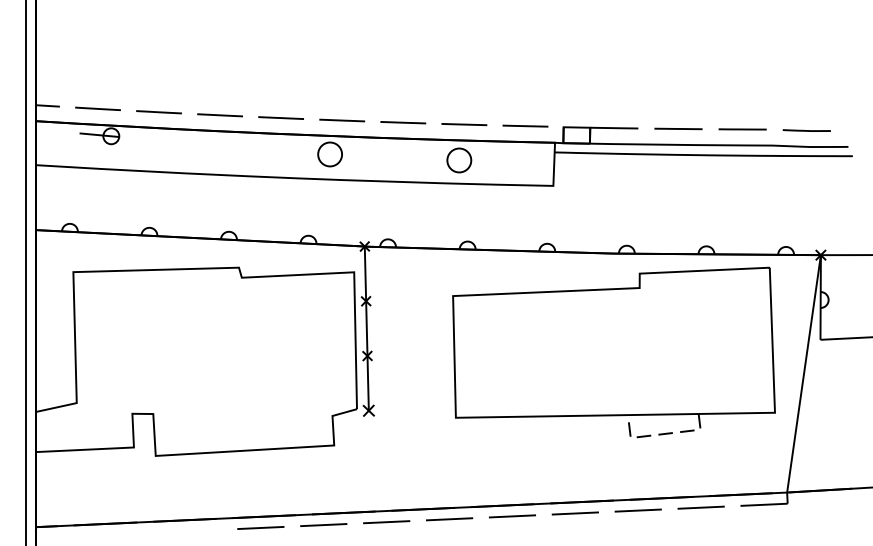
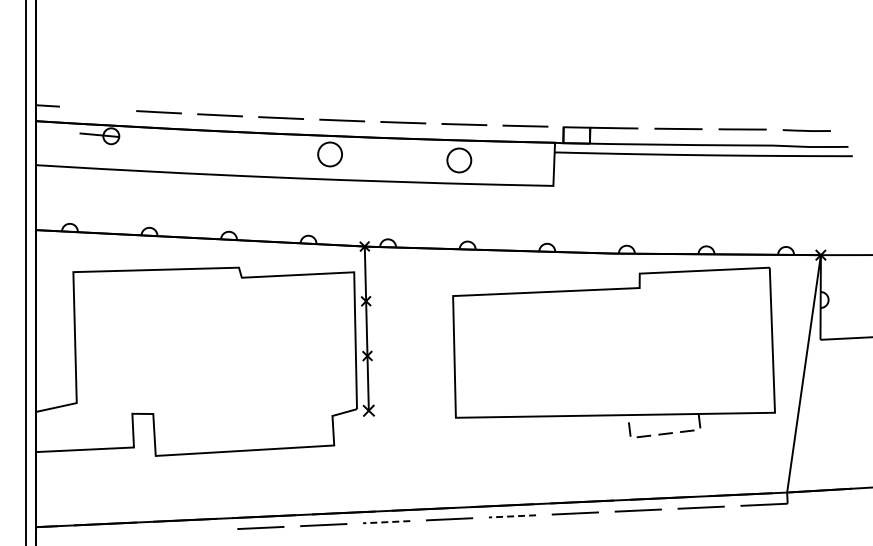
line: present -> none (97, 108)
line: solid -> dashed (512, 516)
line: solid -> dashed (386, 522)
